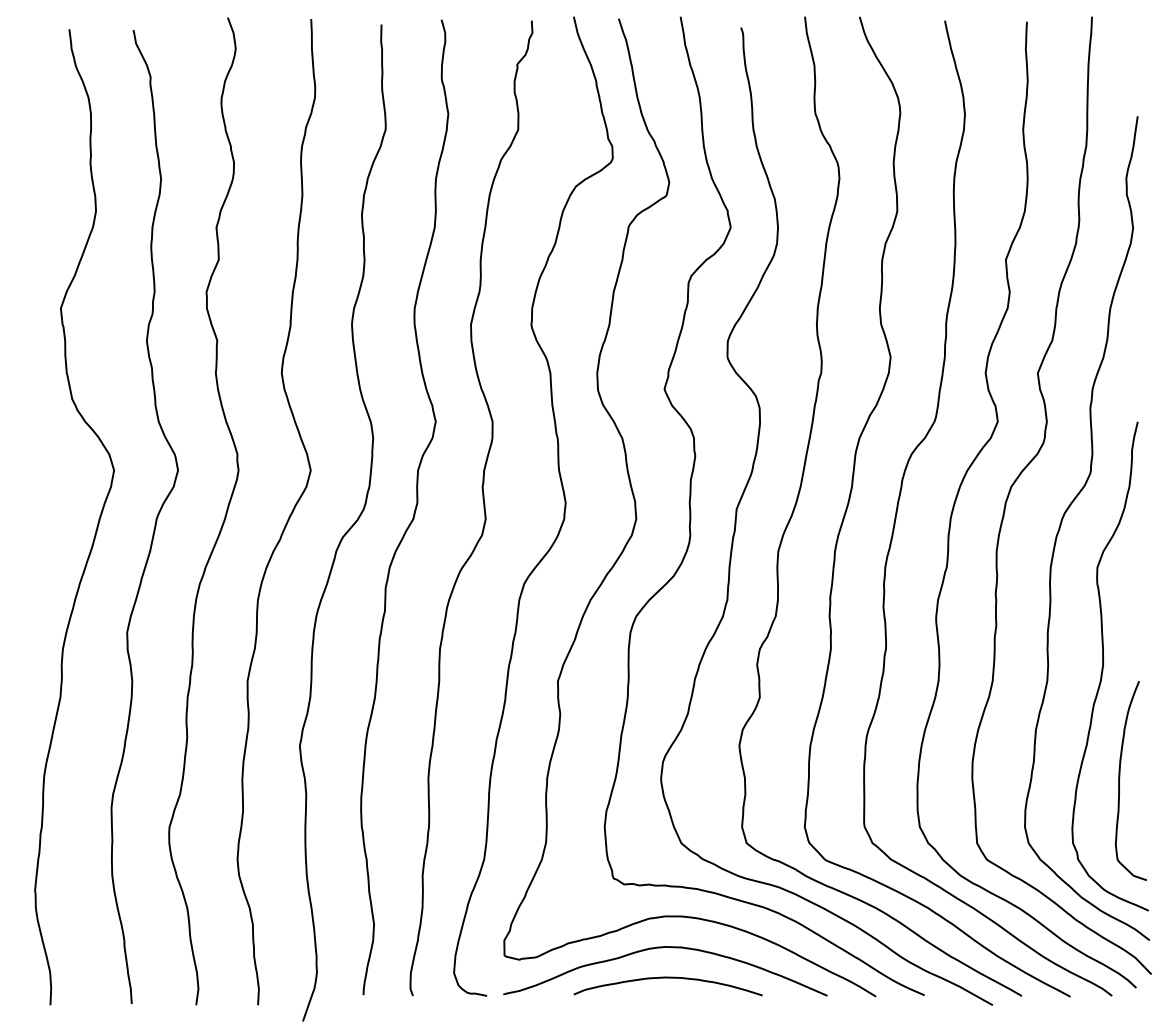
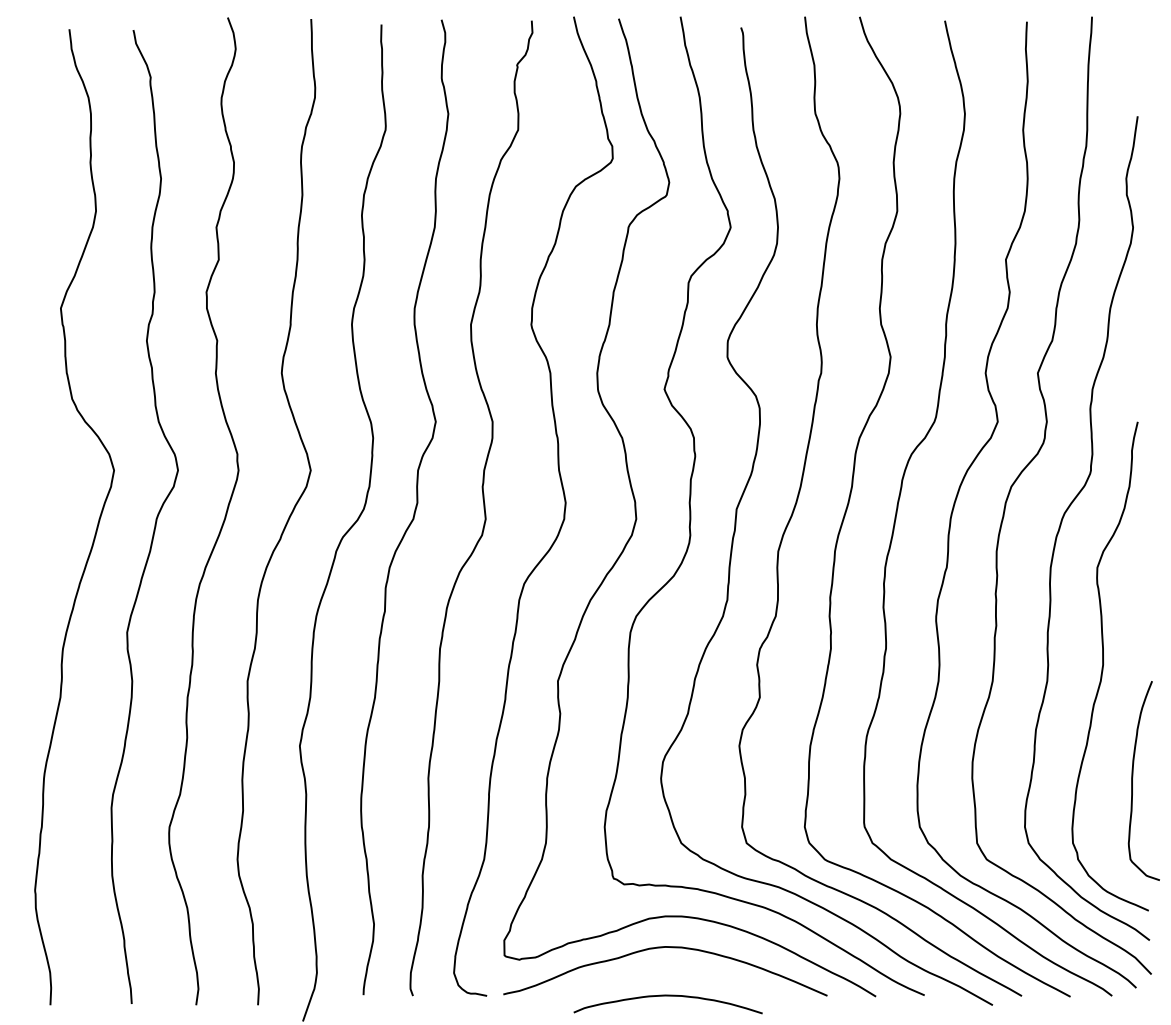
curve position: (1120, 777) -> (1133, 777) (1133, 777)
curve position: (667, 978) -> (667, 996) (667, 996)
